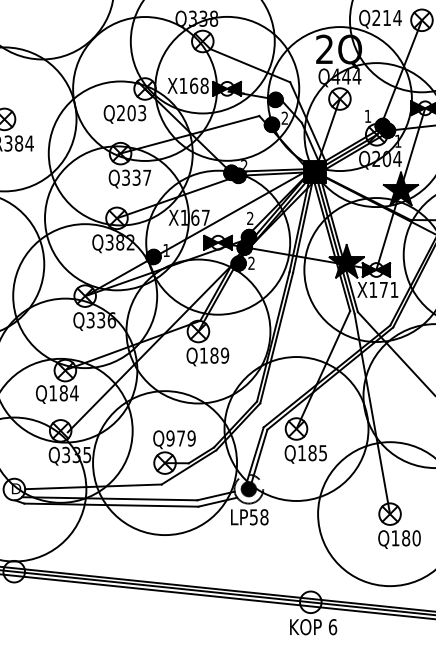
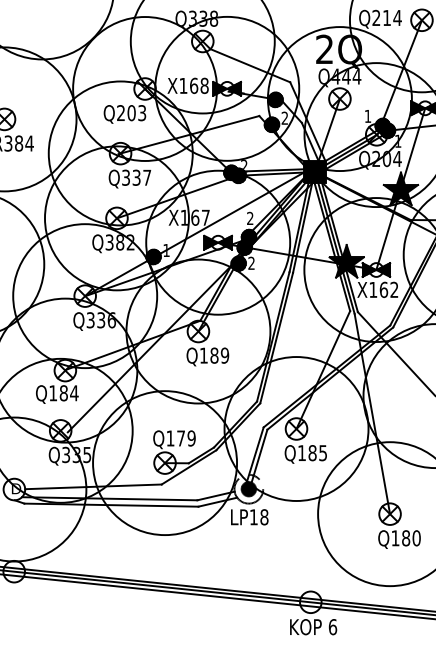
text: X171 -> X162 (388, 289)
text: Q979 -> Q179 (170, 438)
text: LP58 -> LP18 (253, 517)
